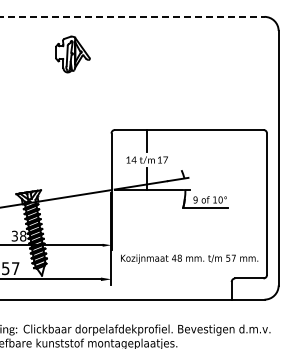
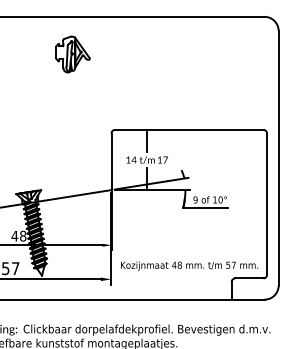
line: dashed -> solid (132, 16)
text: 38 -> 48 (14, 235)
text position: (189, 258) -> (189, 265) (189, 265)
